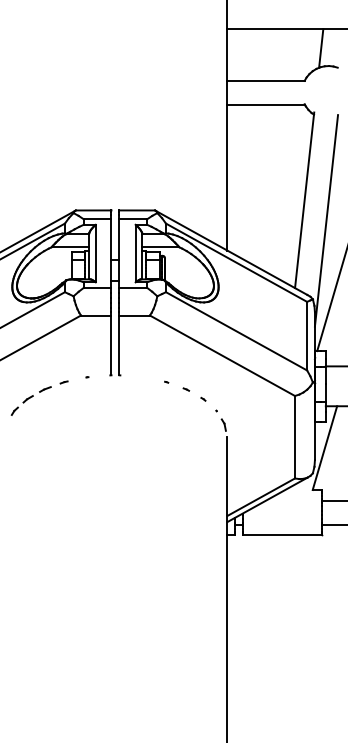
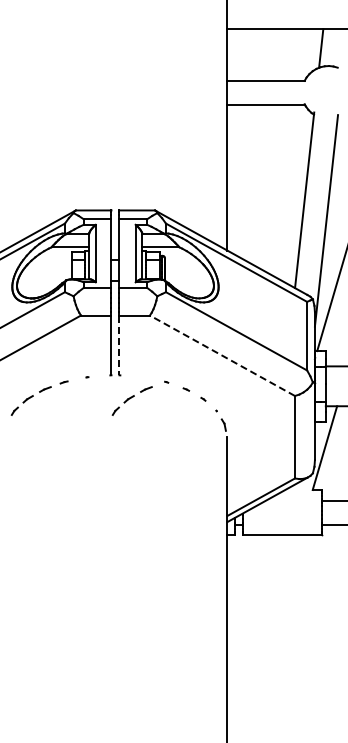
line: solid -> dashed (119, 345)
line: solid -> dashed (222, 355)
part: none -> present (131, 400)
